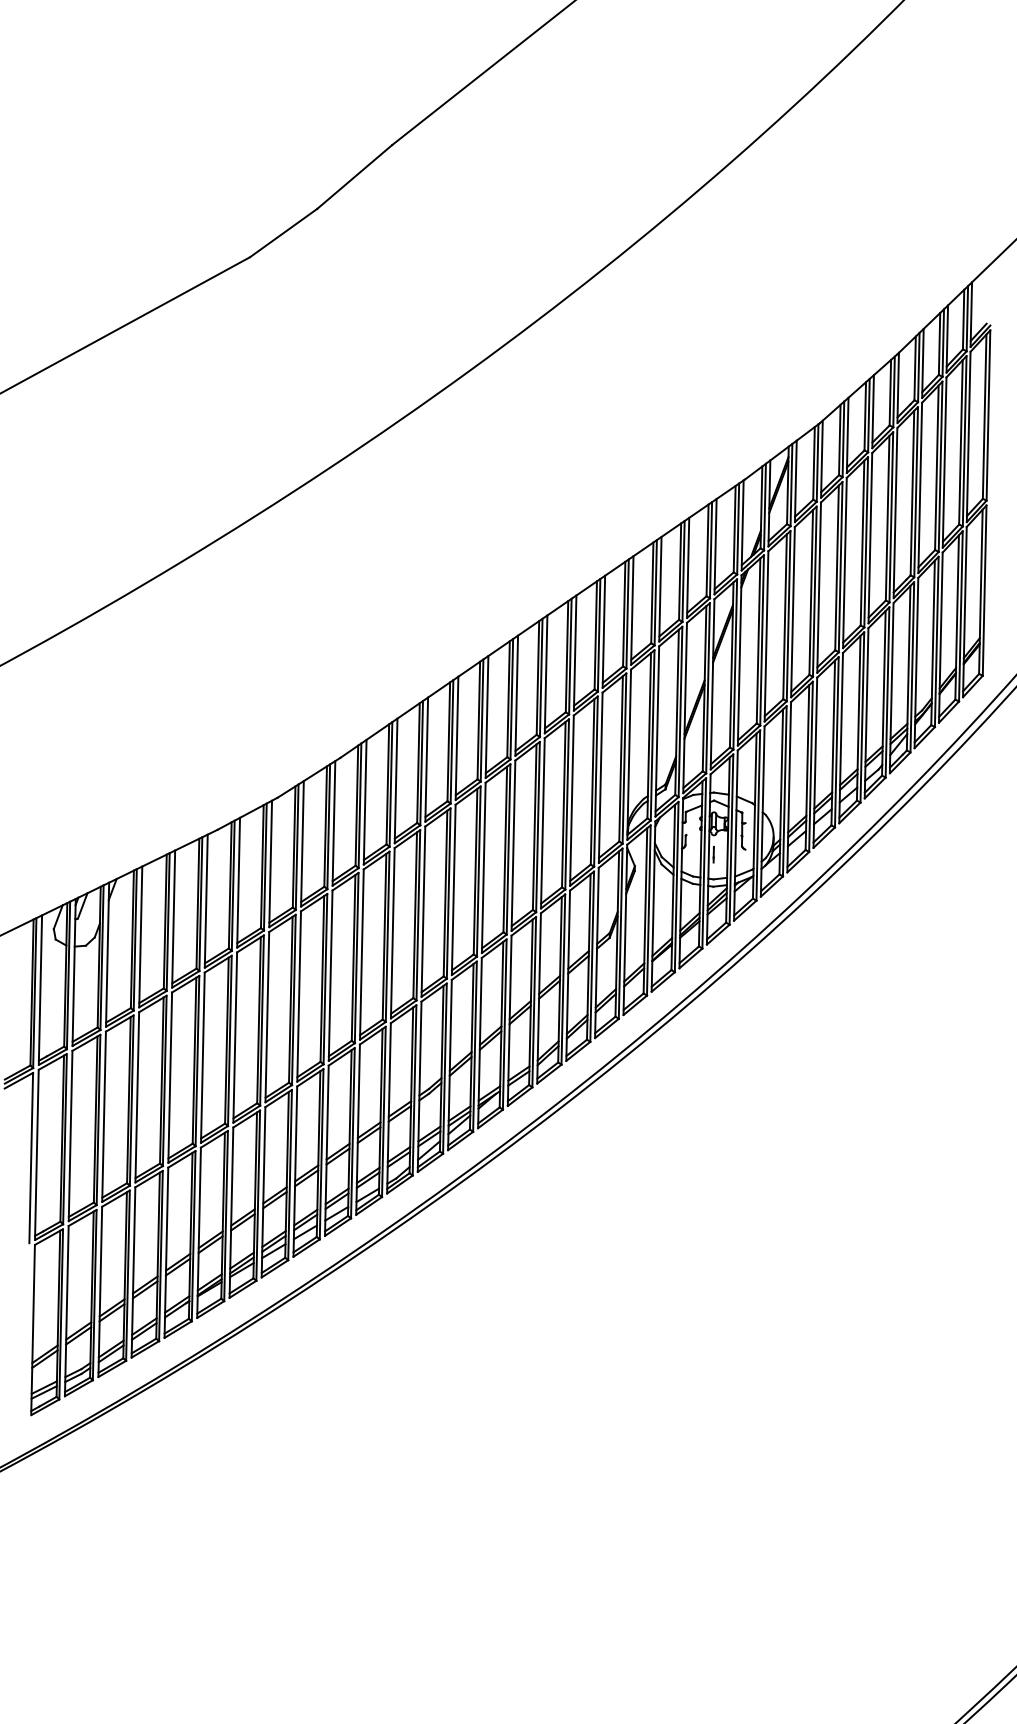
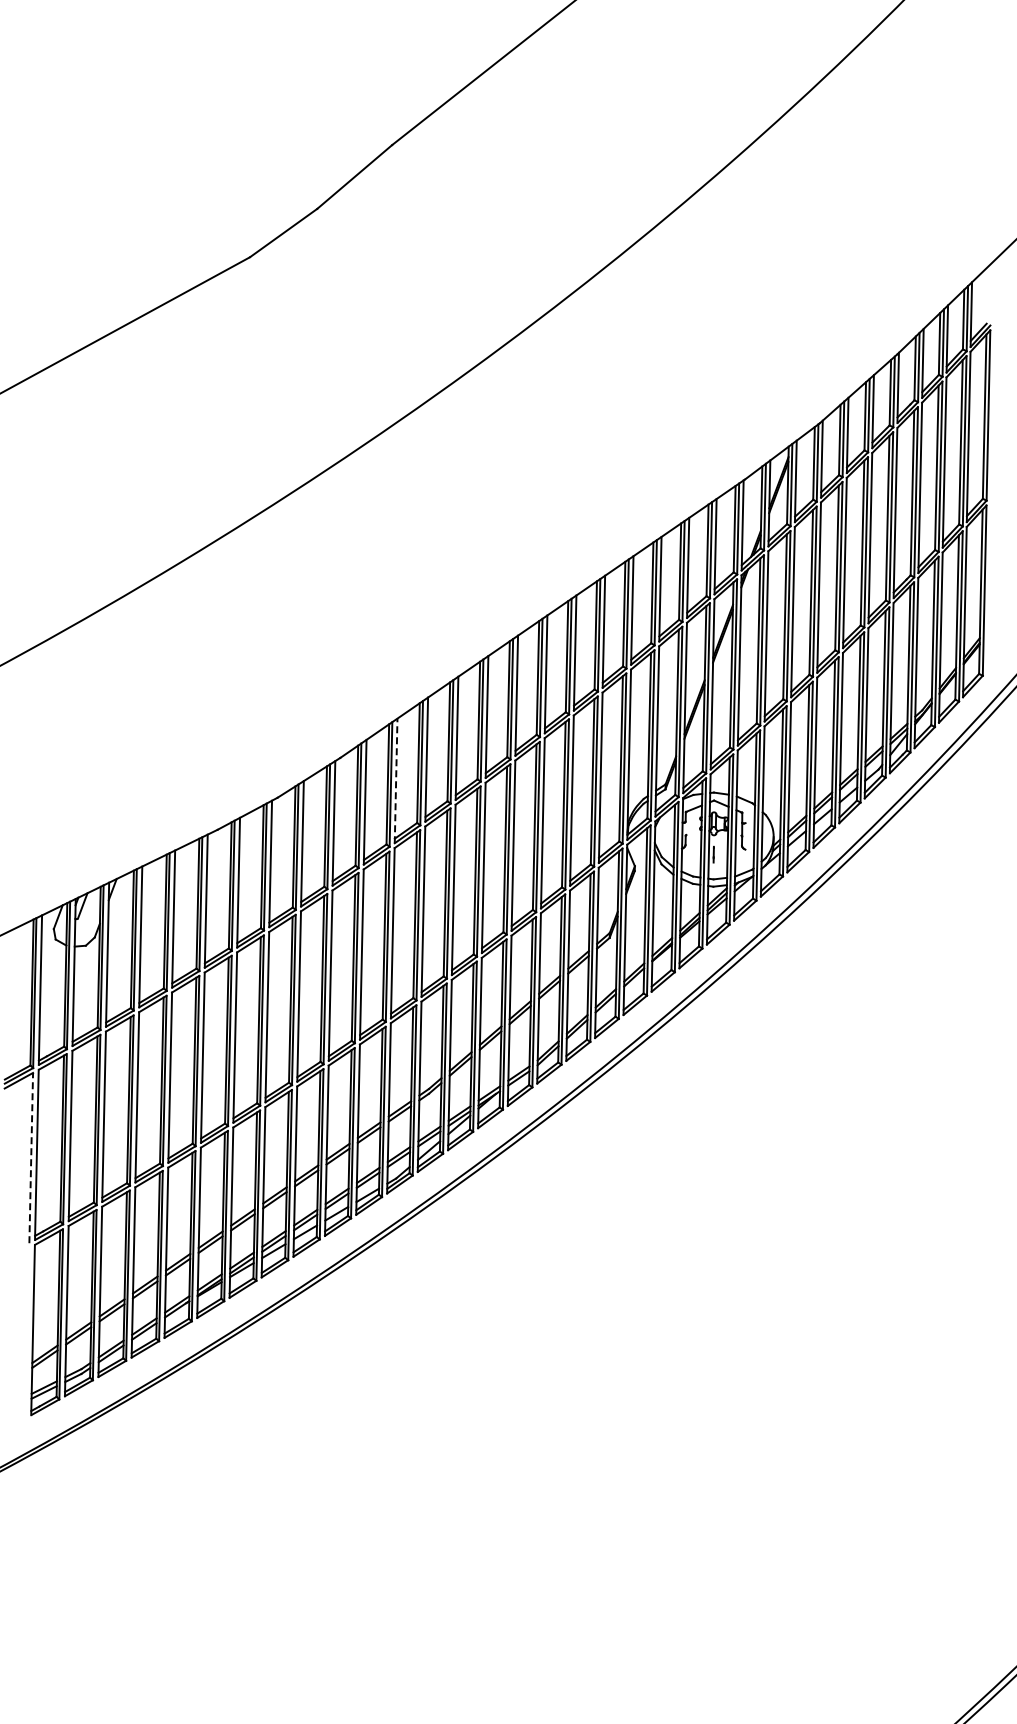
line: solid -> dashed (396, 780)
line: solid -> dashed (31, 1157)
